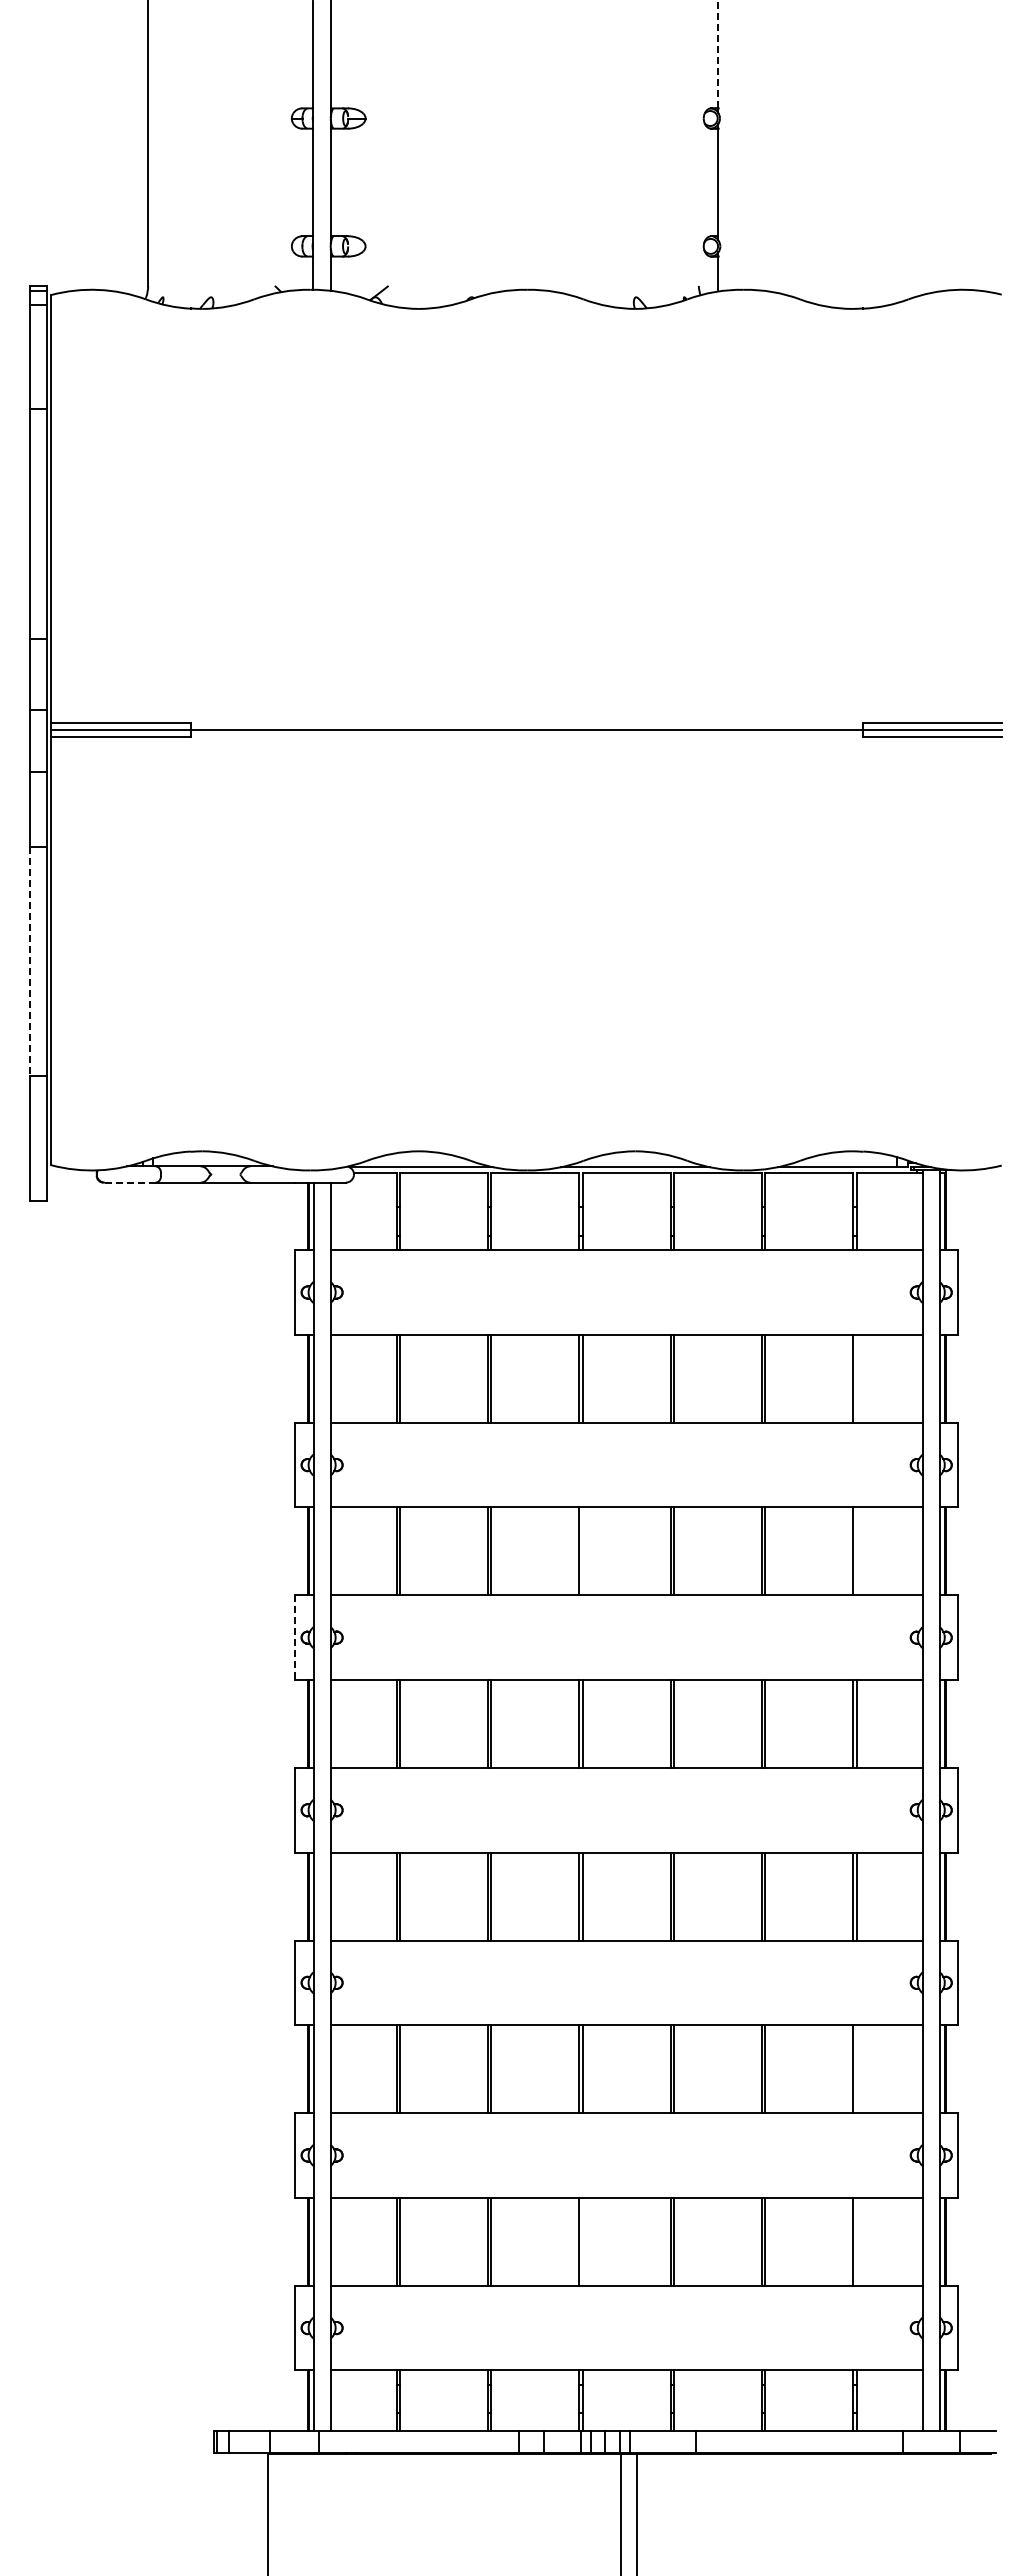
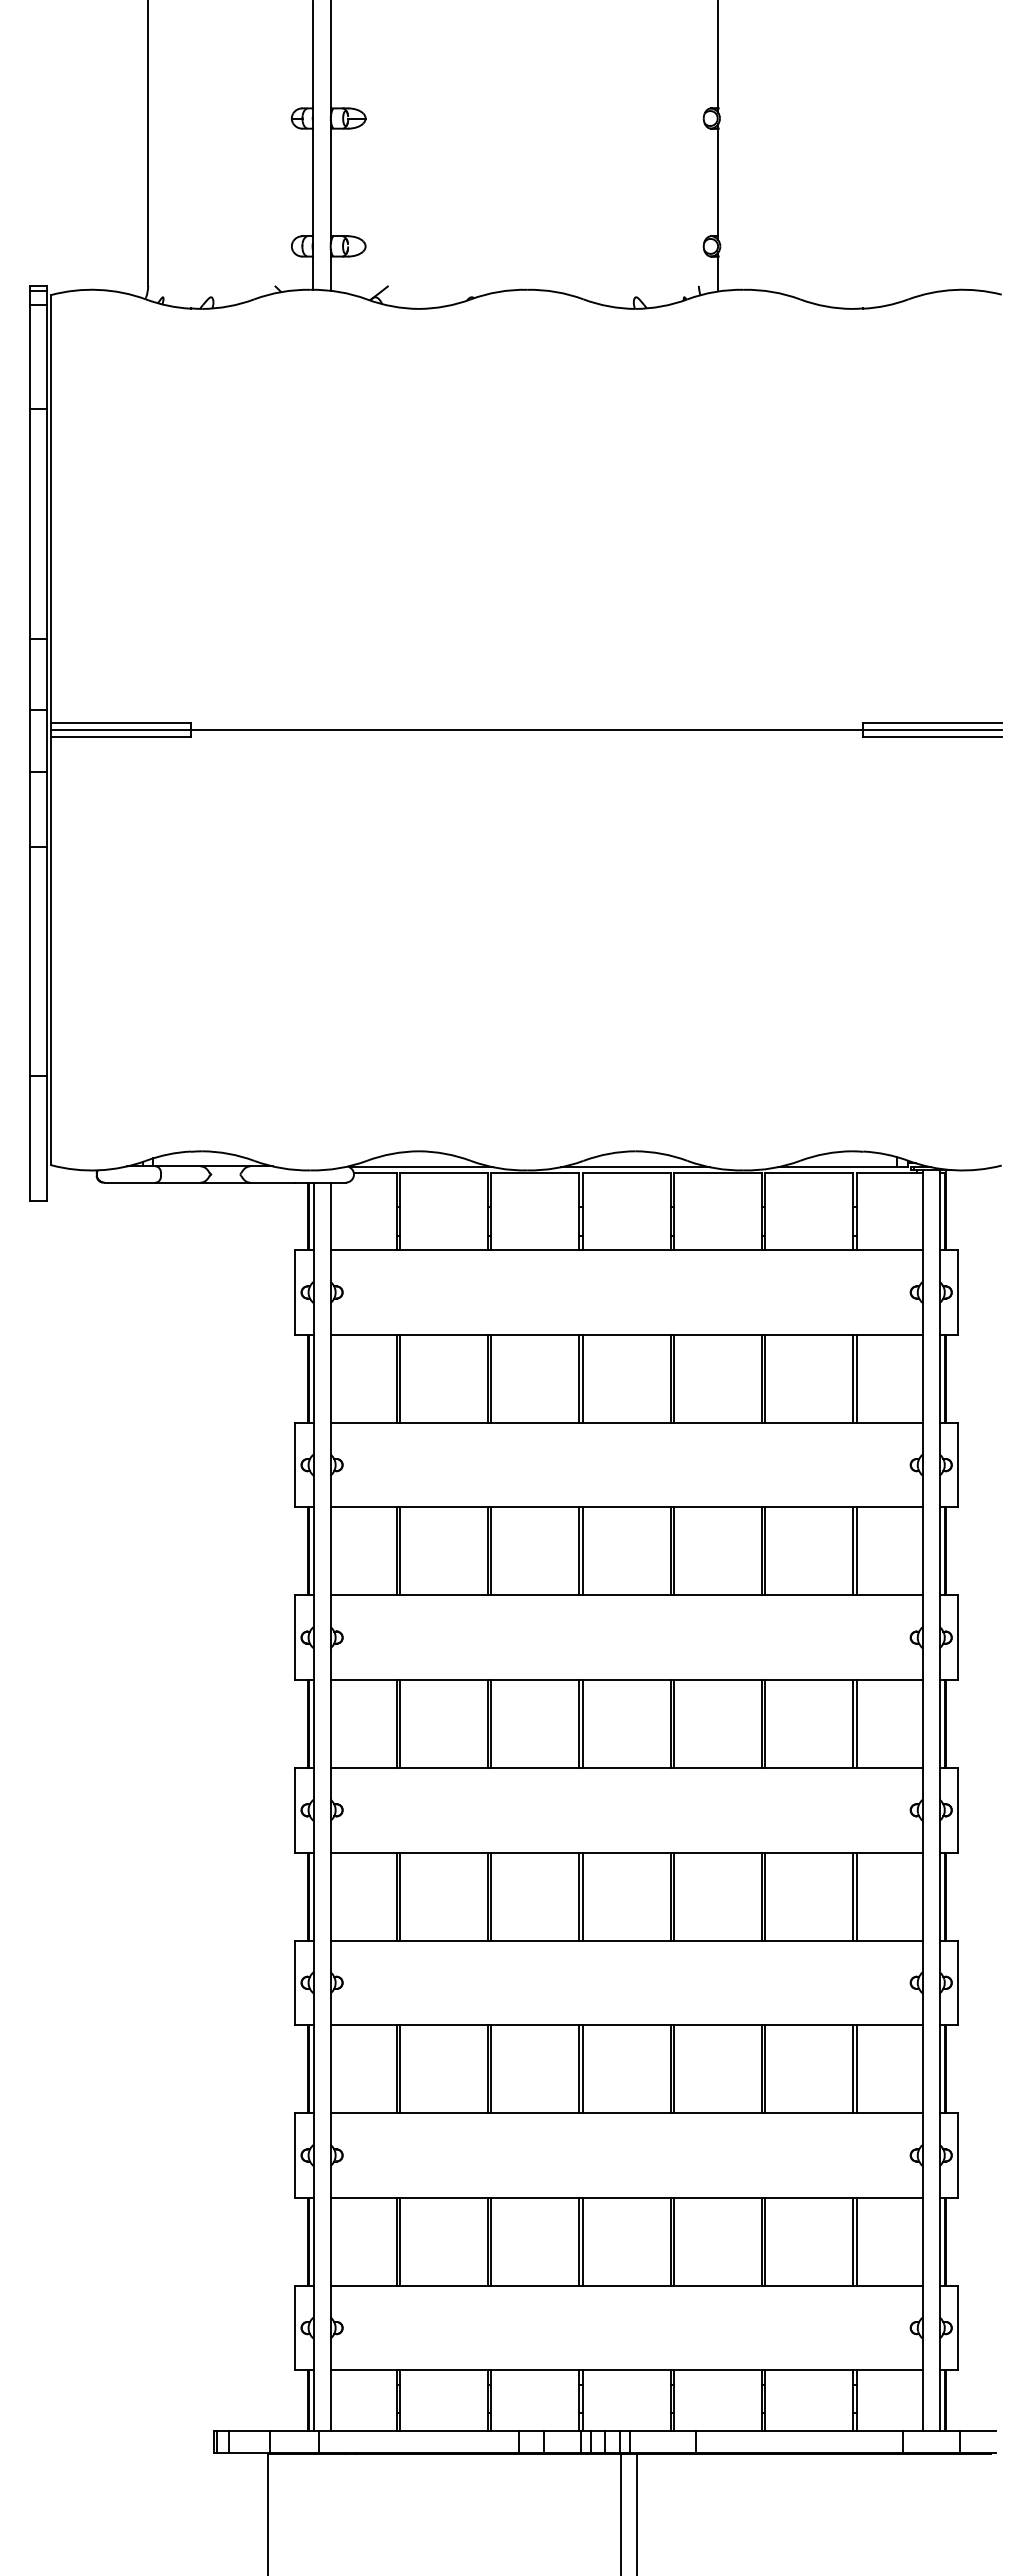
line: dashed -> solid (718, 54)
line: dashed -> solid (30, 961)
line: dashed -> solid (130, 1182)
line: none -> present (856, 1378)
line: none -> present (582, 1551)
line: none -> present (856, 1551)
line: dashed -> solid (295, 1638)
line: none -> present (856, 2069)
line: none -> present (582, 2241)
line: none -> present (856, 2241)
